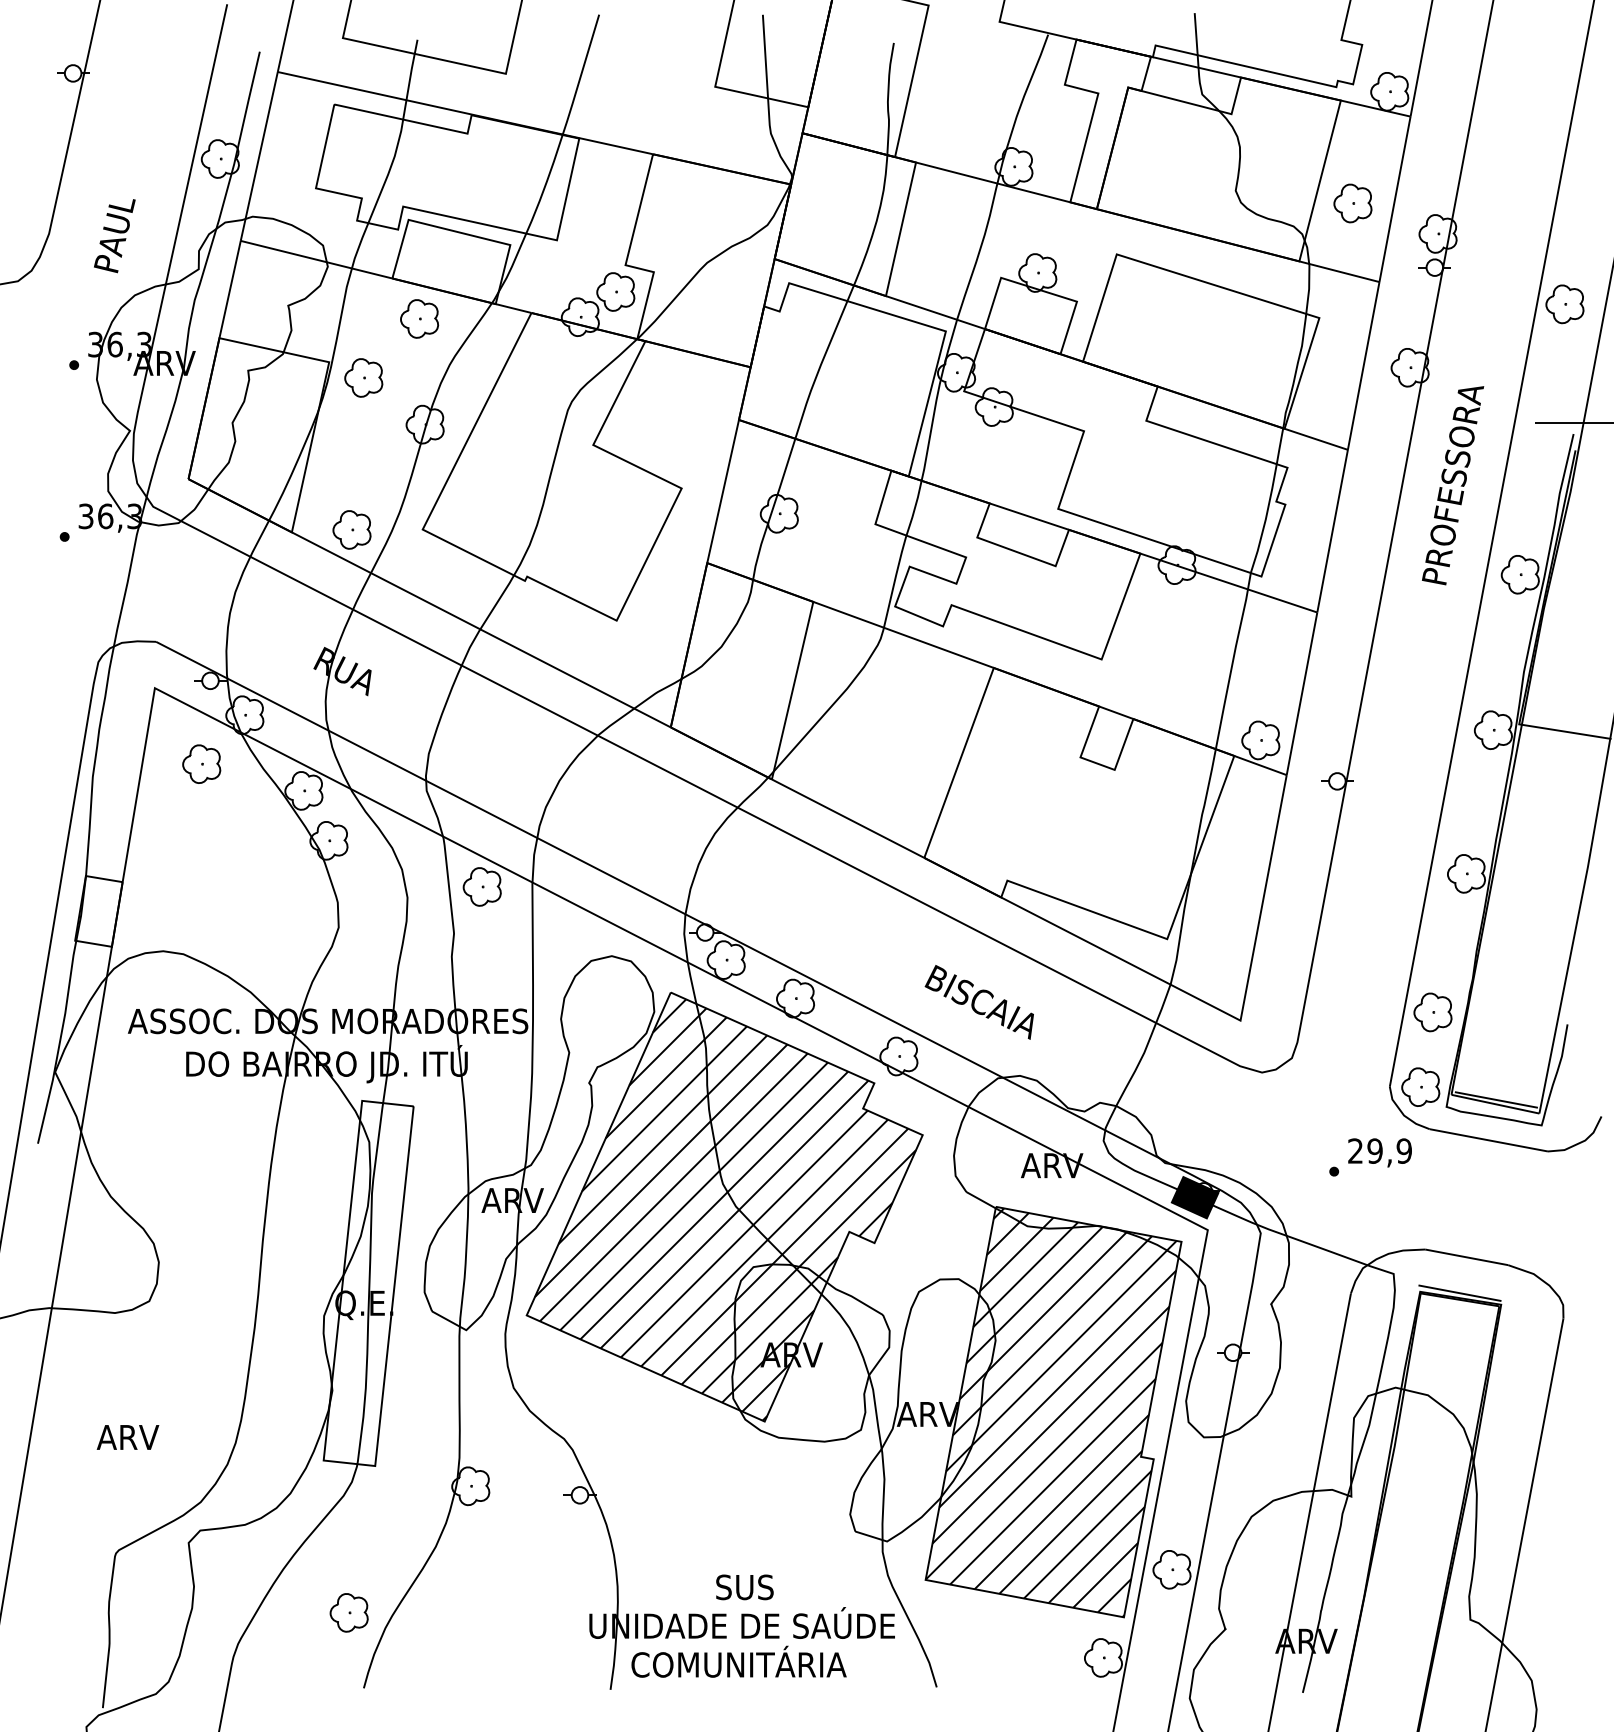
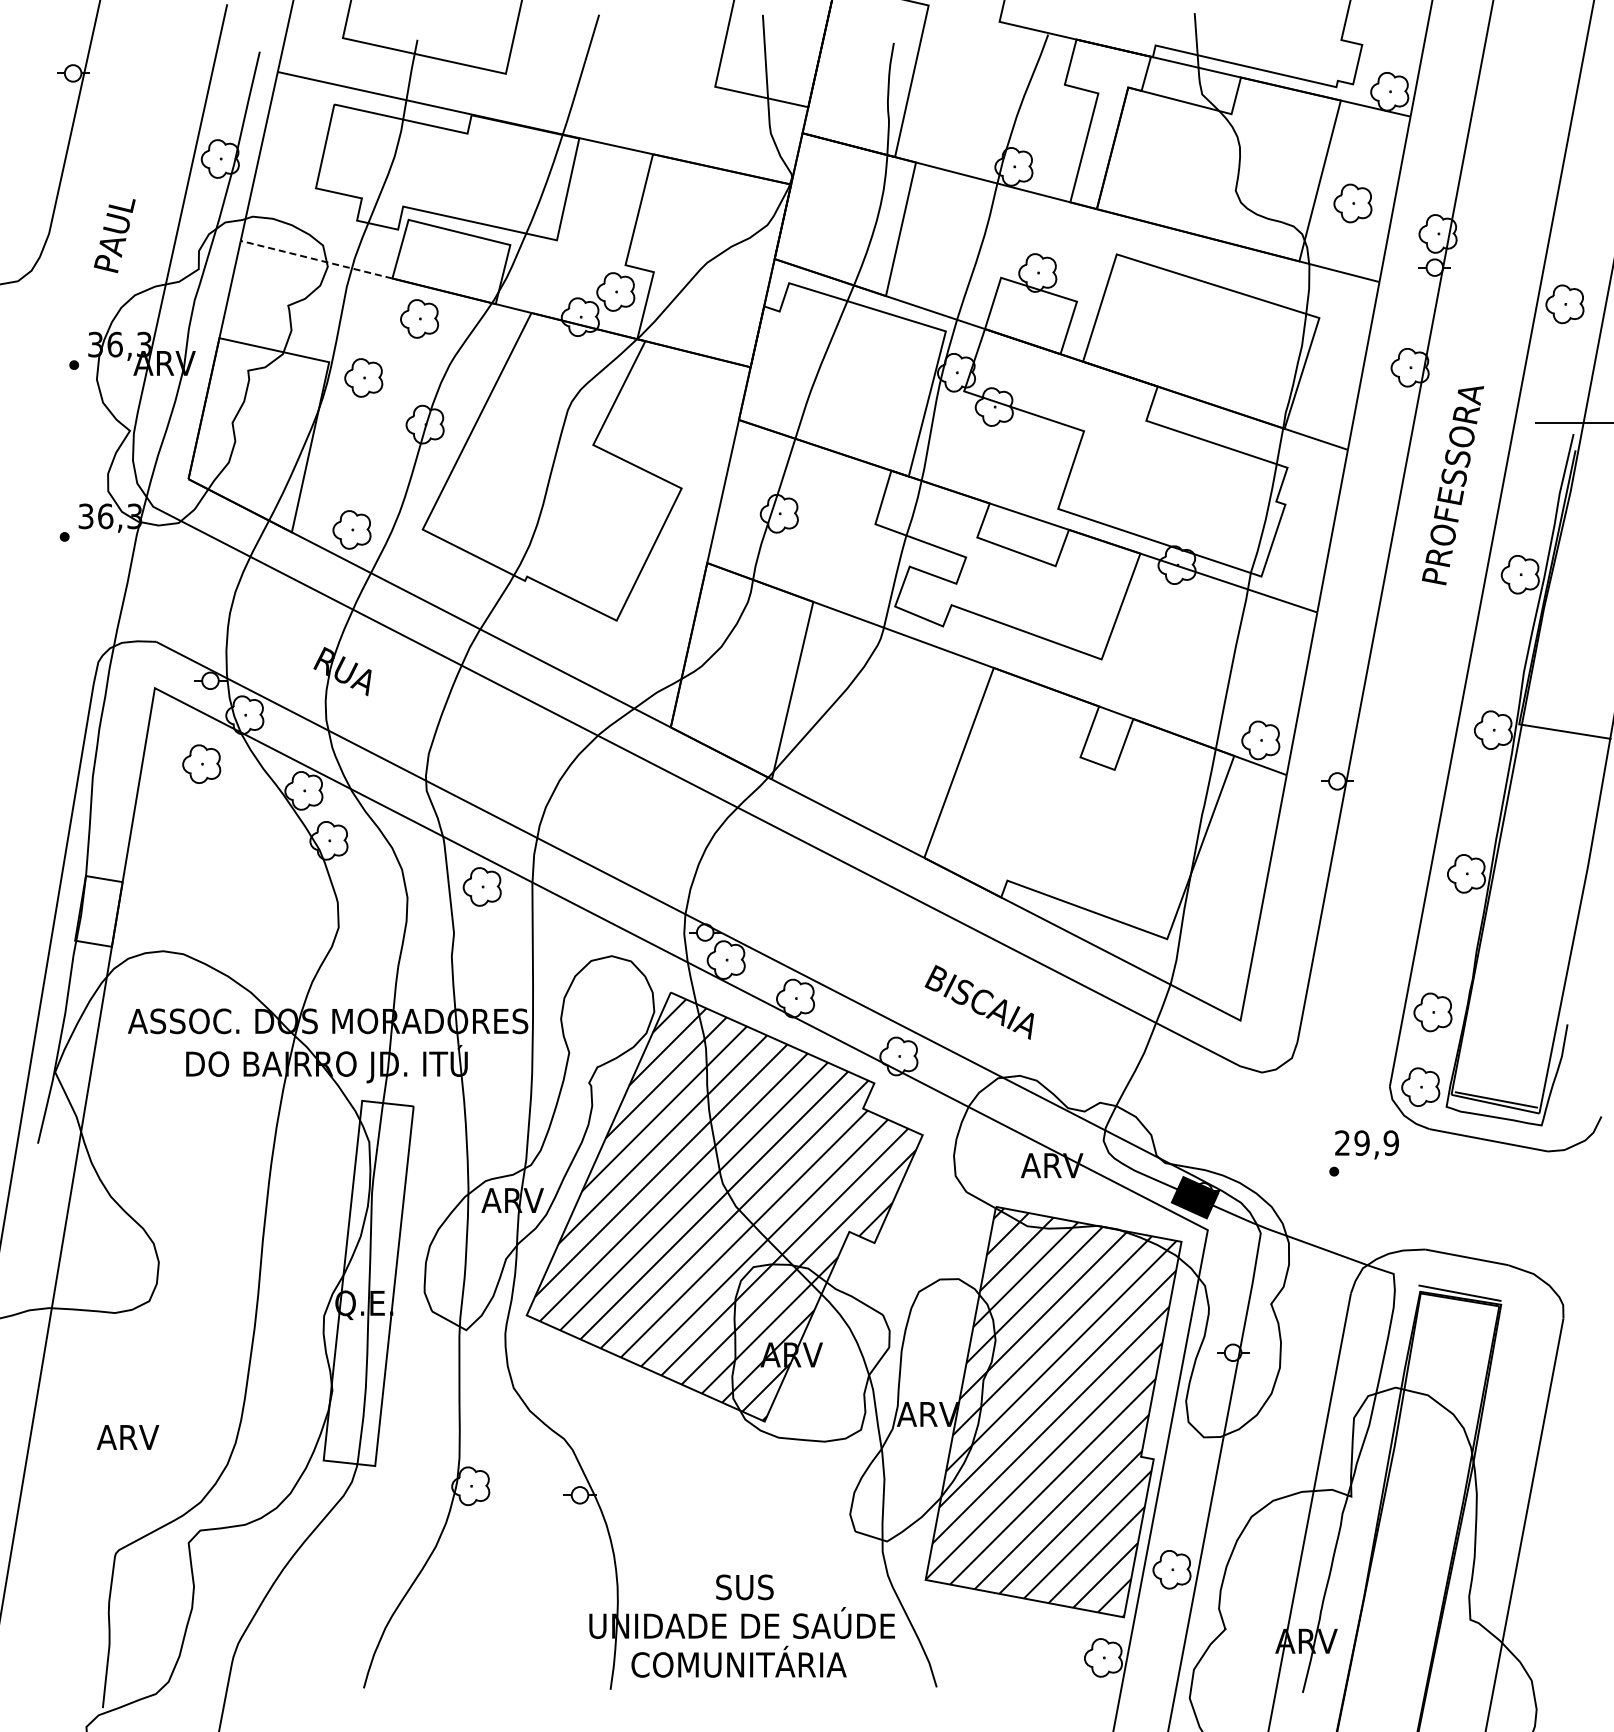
line: solid -> dashed (316, 259)
text position: (1379, 1152) -> (1366, 1144) (1366, 1144)
part: present -> none (348, 1612)
